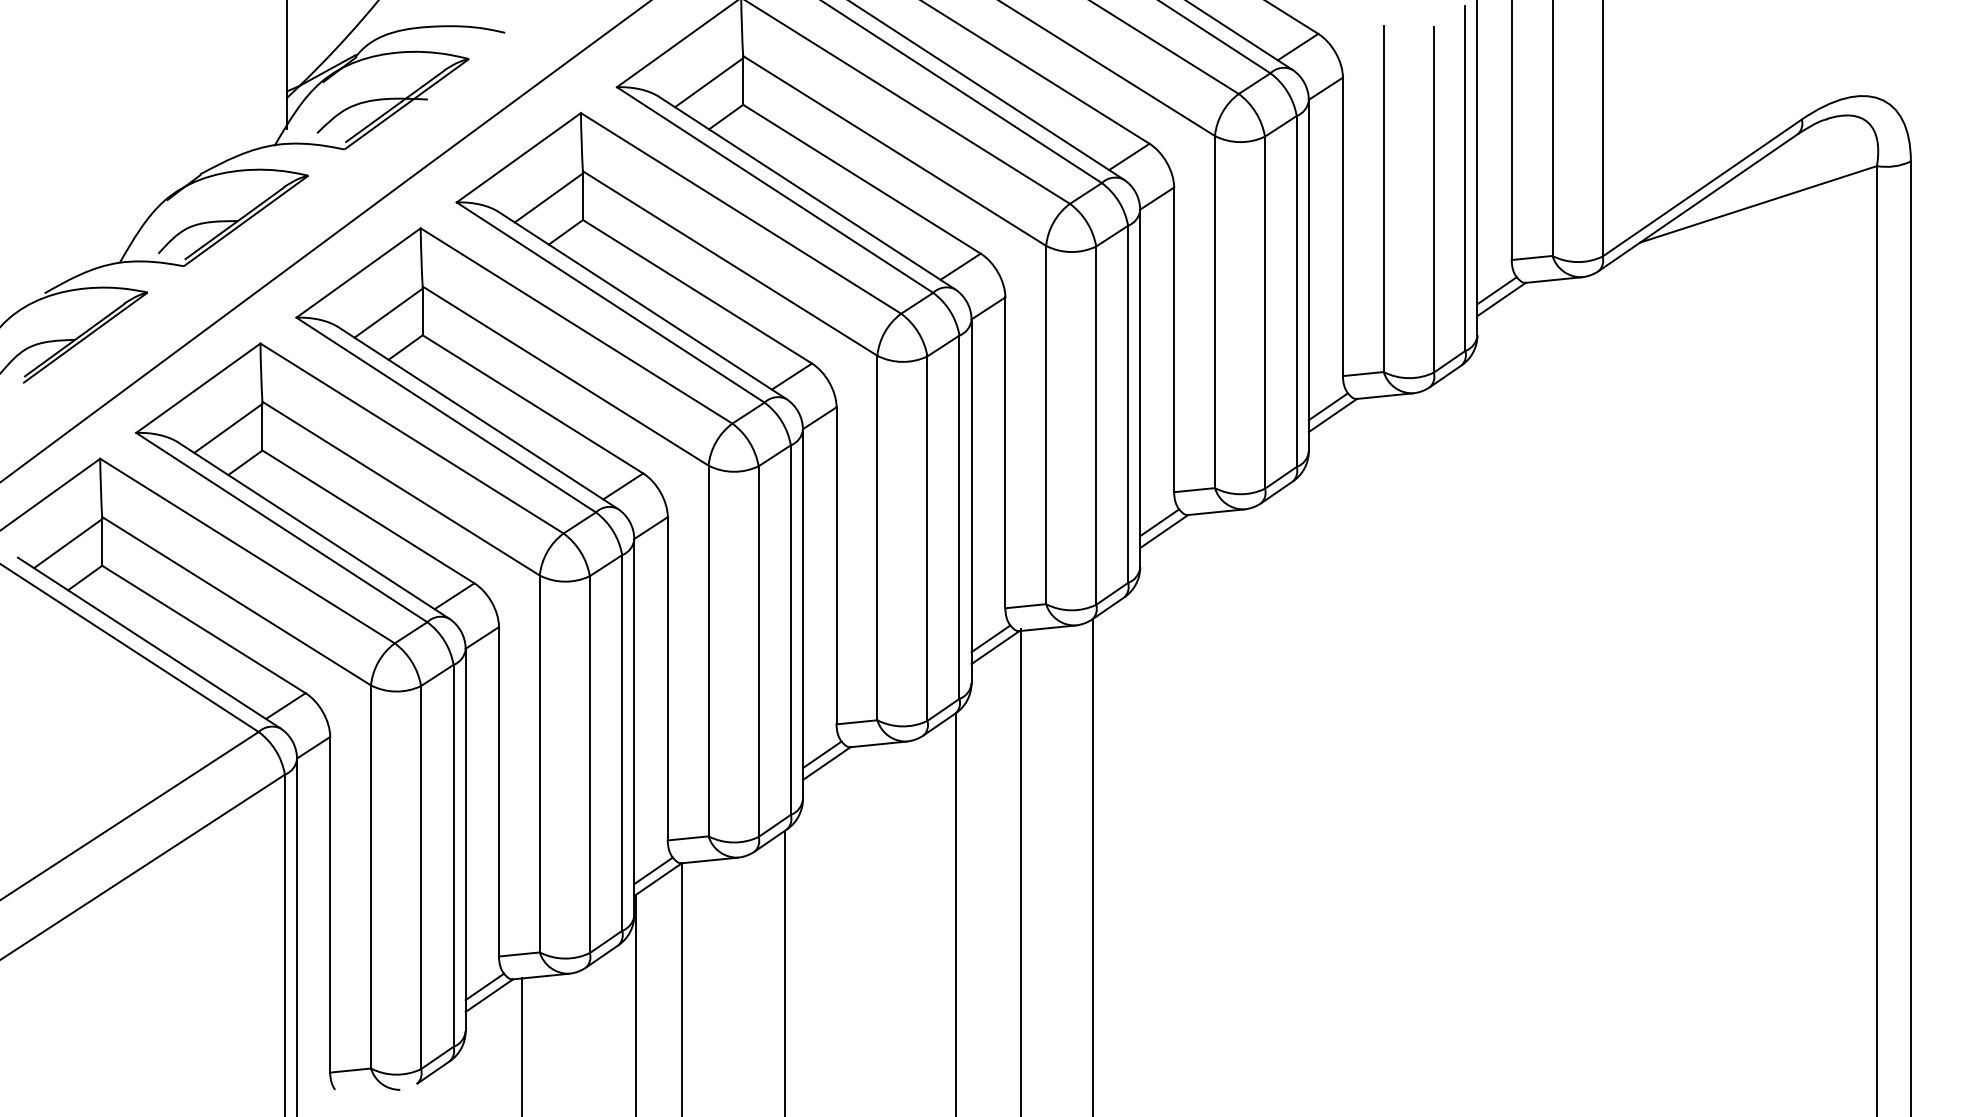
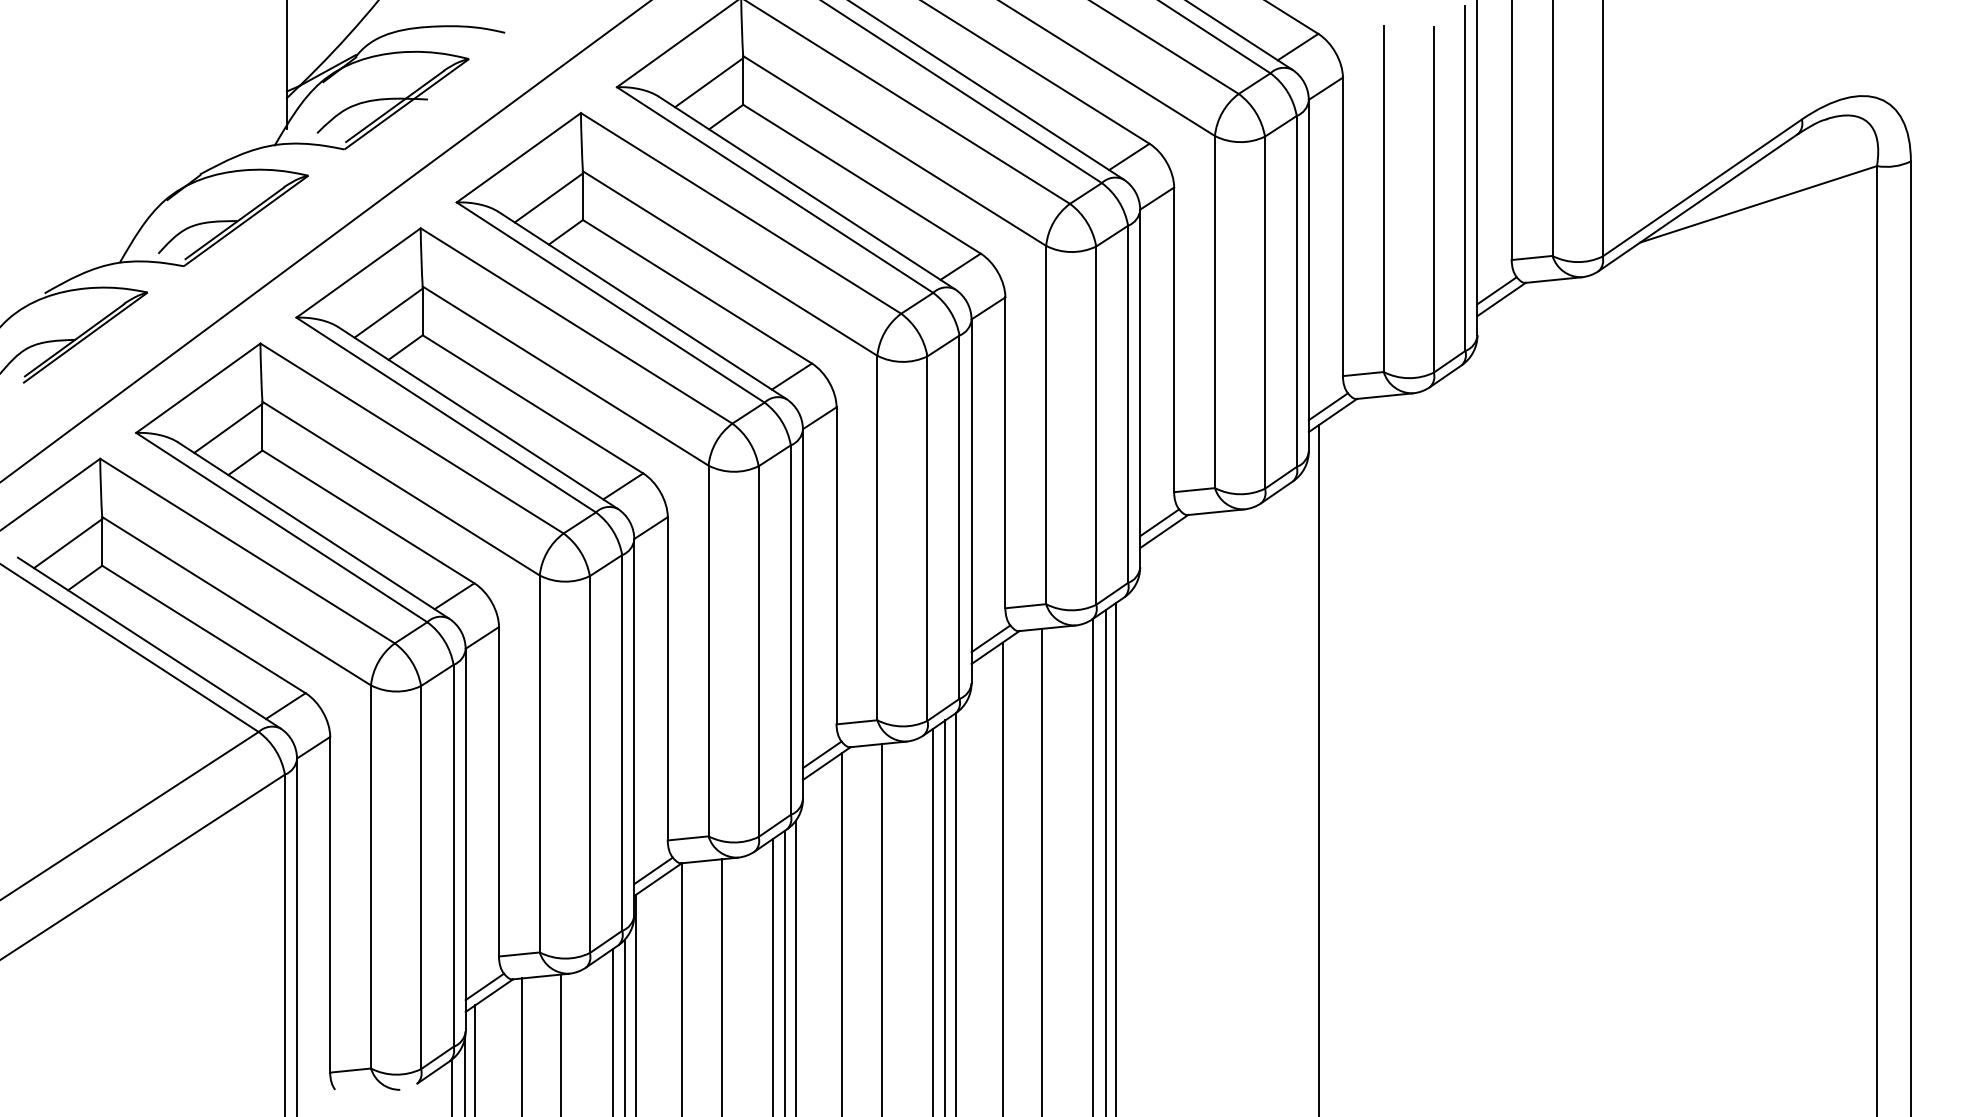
line: none -> present (1318, 769)
line: none -> present (1116, 857)
line: none -> present (1105, 861)
line position: (1021, 870) -> (1042, 870) (1042, 870)
line: none -> present (1002, 877)
line: none -> present (945, 916)
line: none -> present (933, 920)
line: none -> present (881, 928)
line: none -> present (842, 932)
line: none -> present (795, 966)
line: none -> present (772, 976)
line: none -> present (721, 986)
line: none -> present (624, 1026)
line: none -> present (612, 1031)
line: none -> present (561, 1043)
line: none -> present (475, 1059)
line: none -> present (464, 1076)
line: none -> present (452, 1086)
